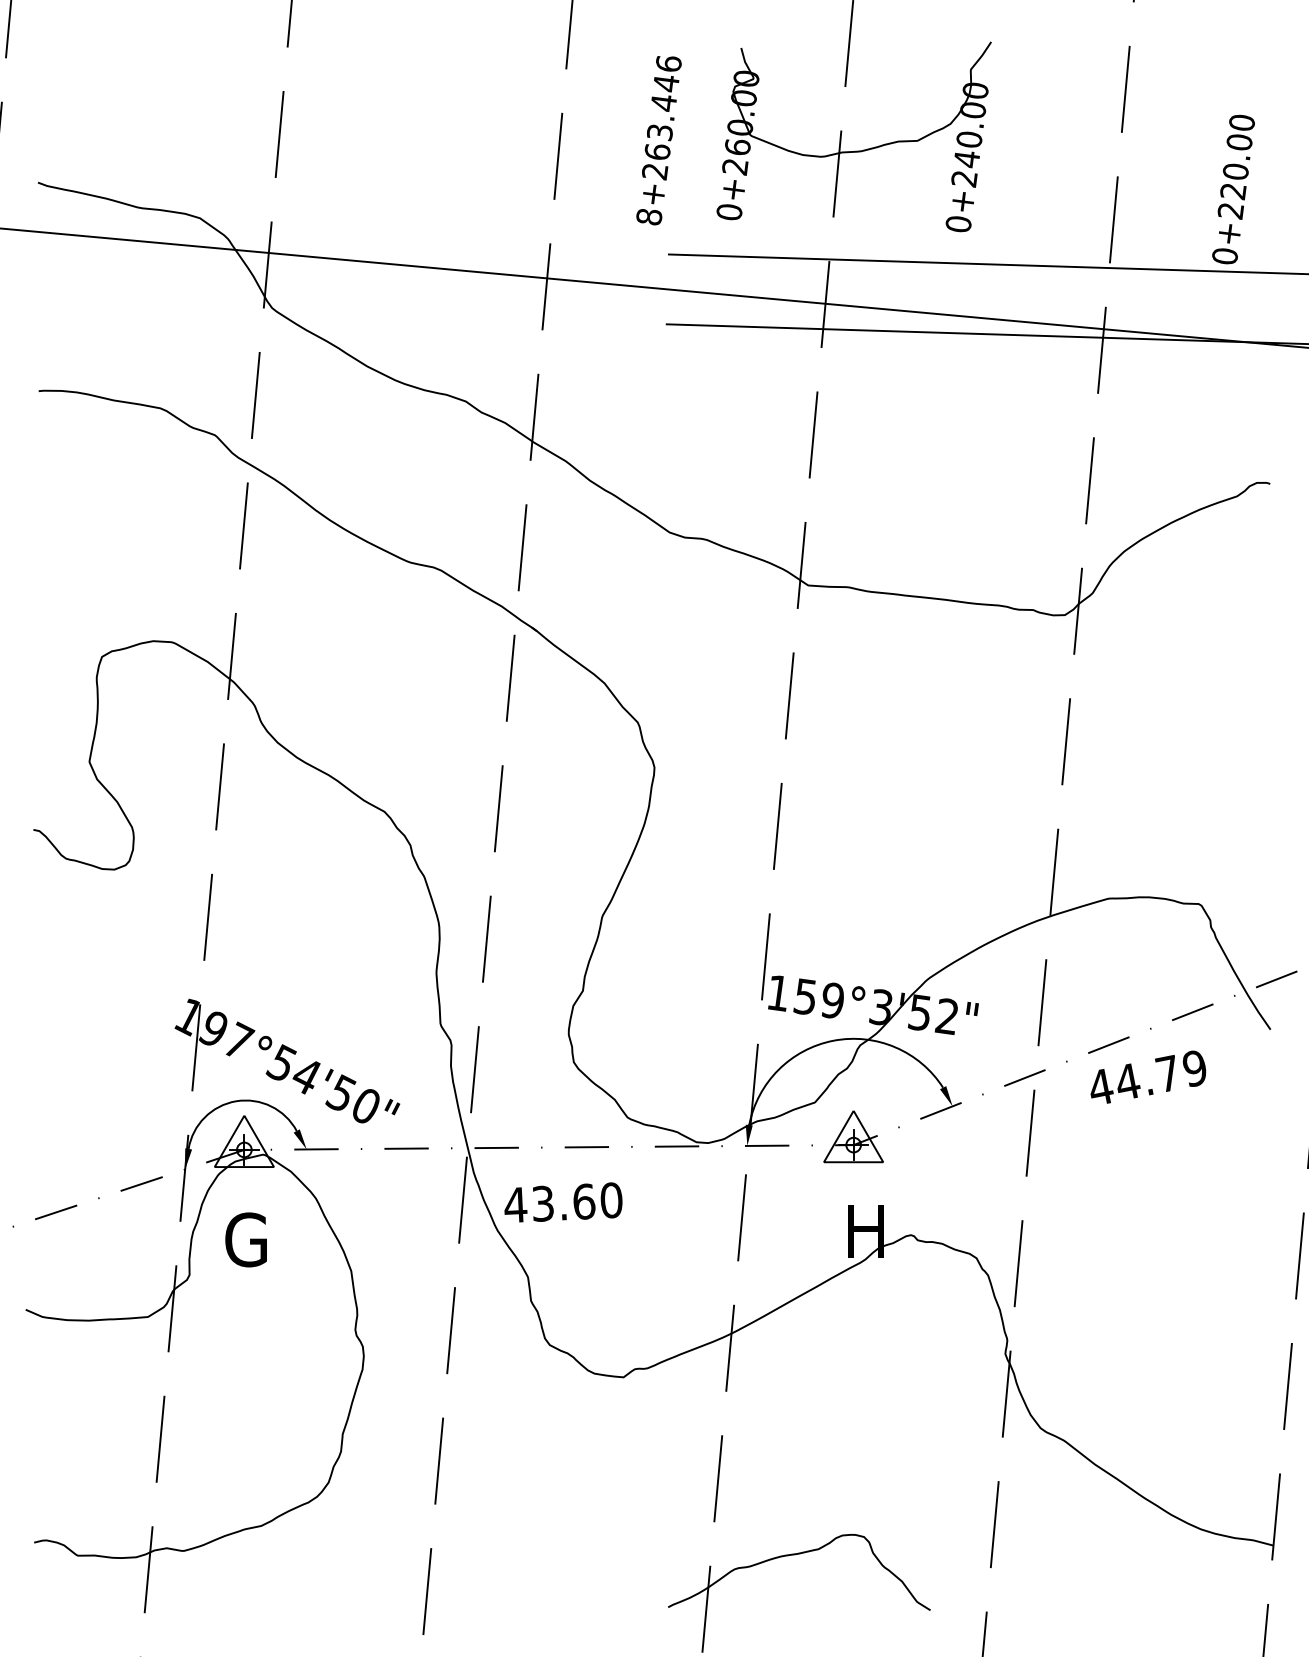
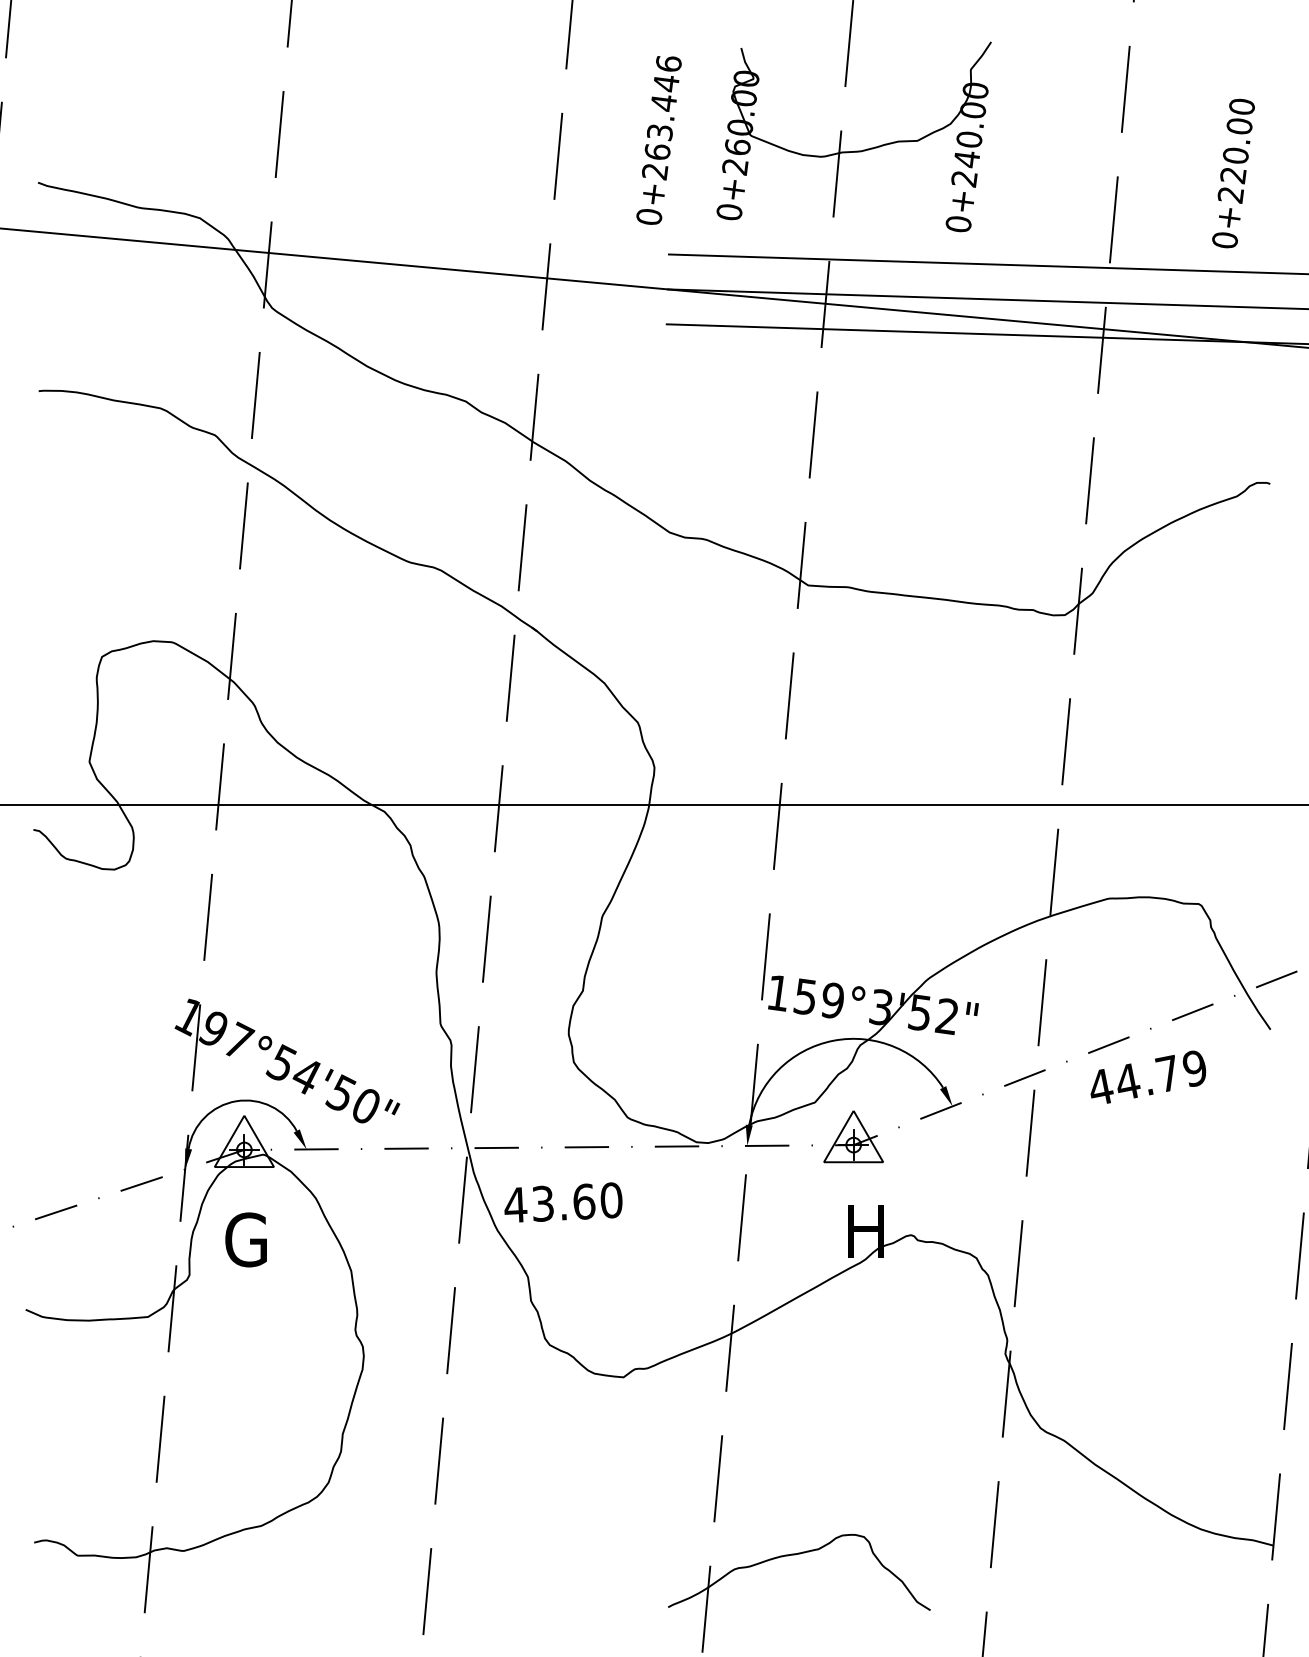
text position: (1233, 189) -> (1233, 173) (1233, 173)
text: 8+263.446 -> 0+263.446 (649, 217)
line: none -> present (986, 299)
line: none -> present (653, 805)
